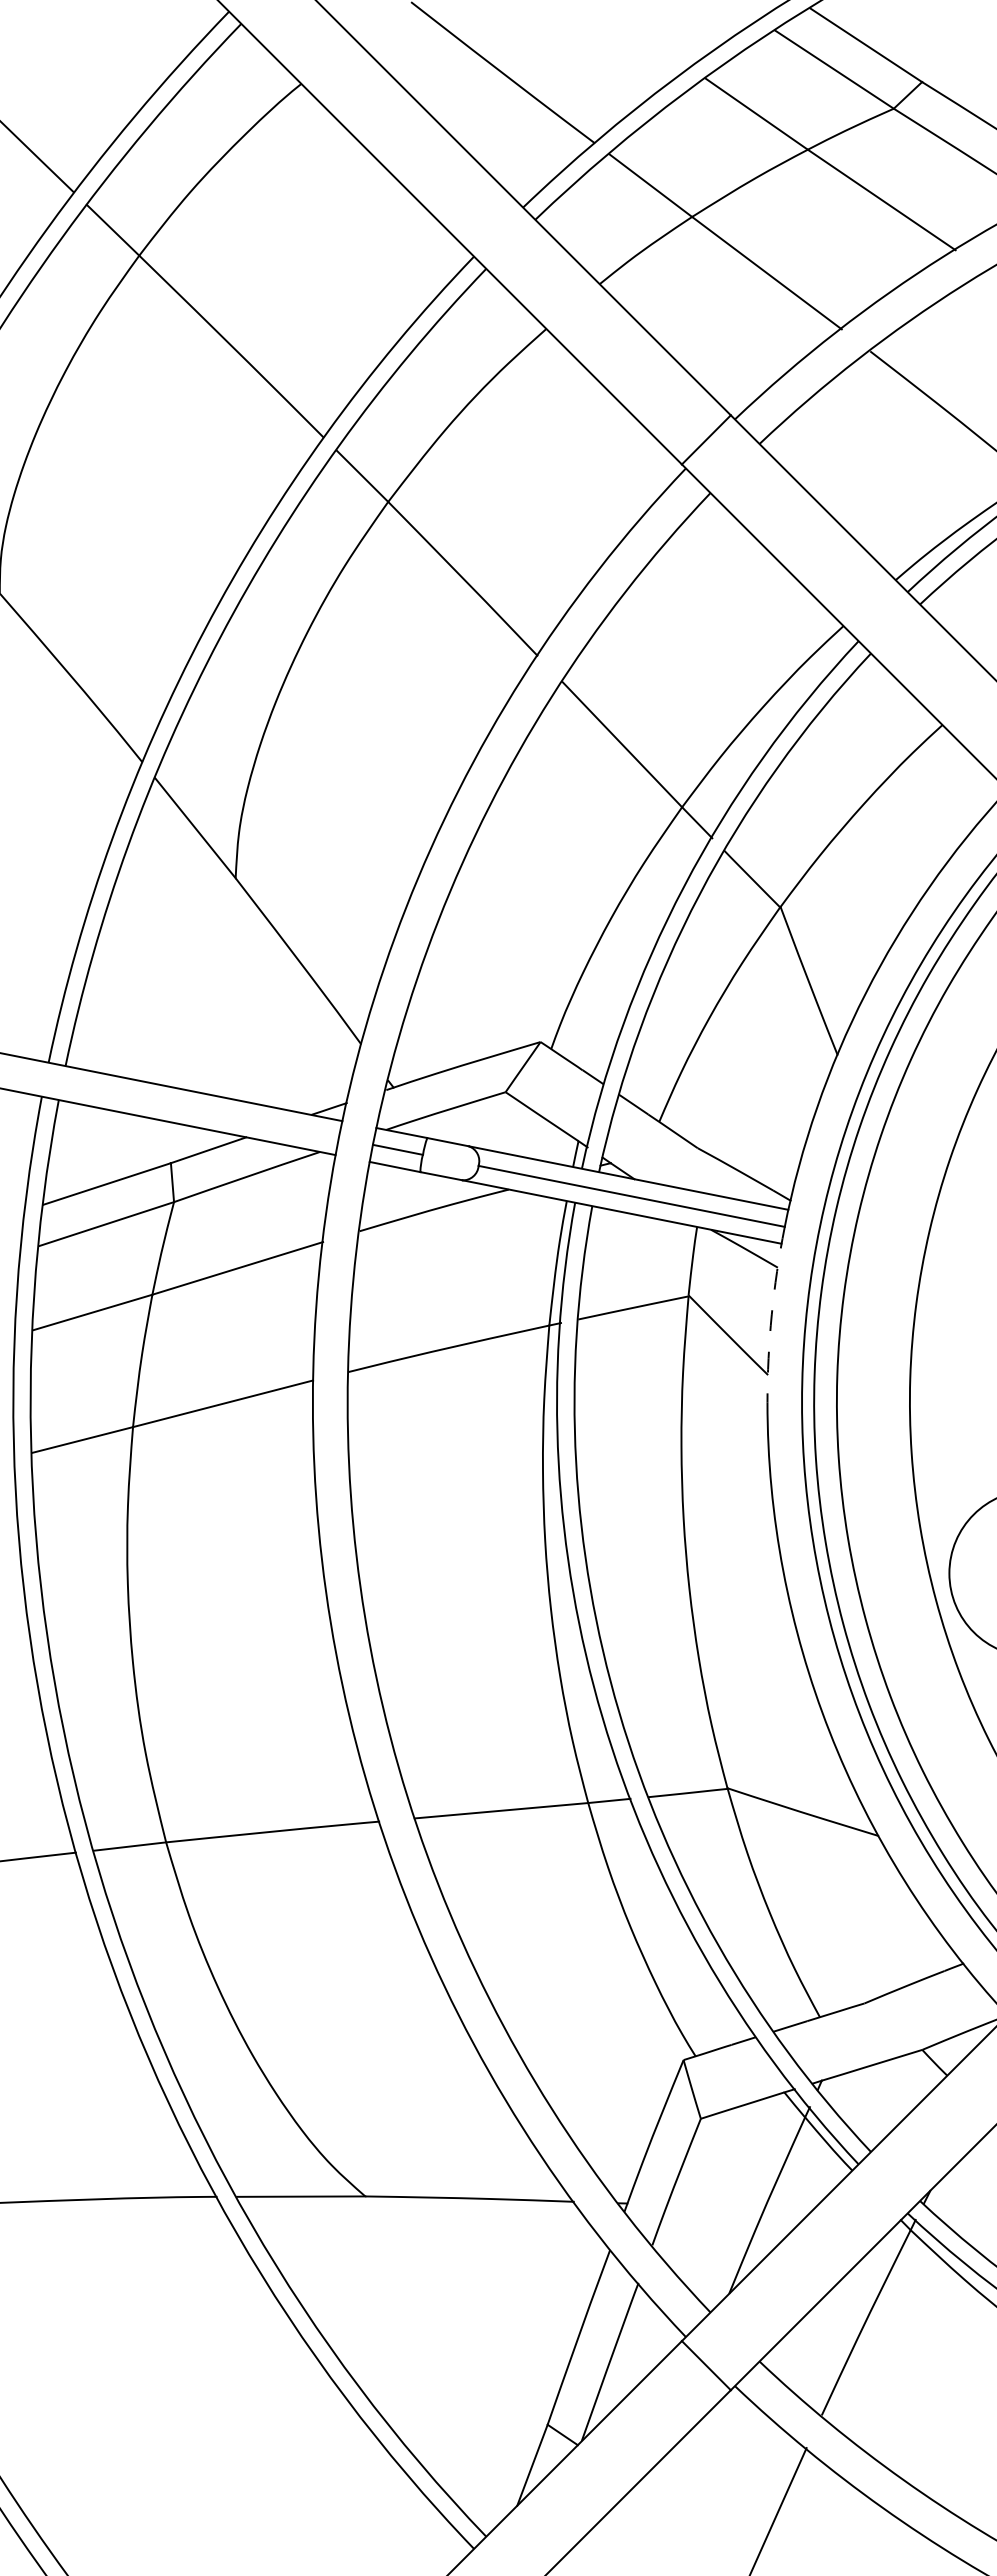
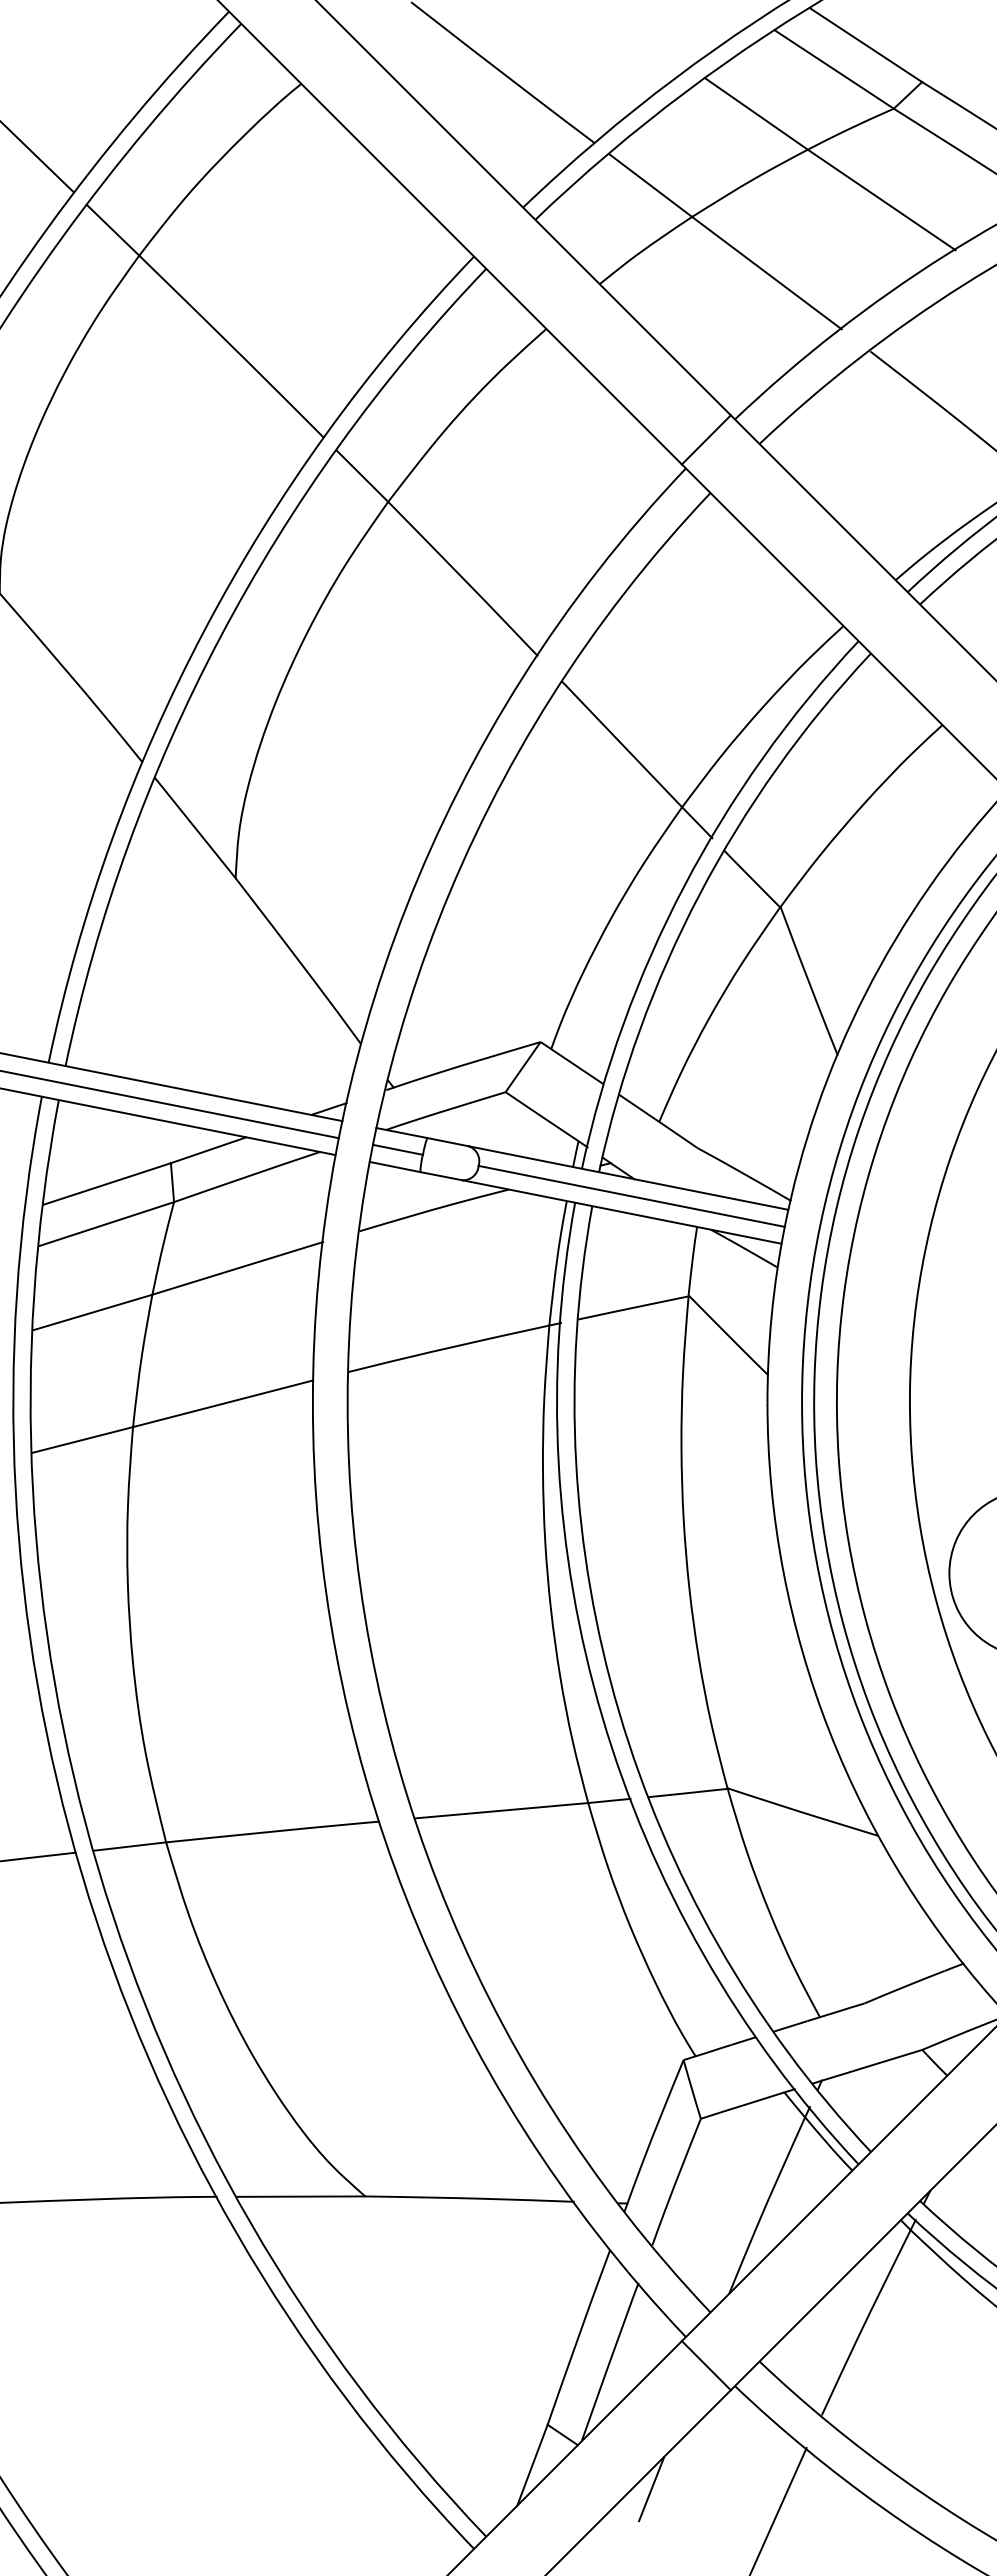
line: none -> present (170, 1104)
arc: dashed -> solid (771, 1314)
line: none -> present (651, 2489)
